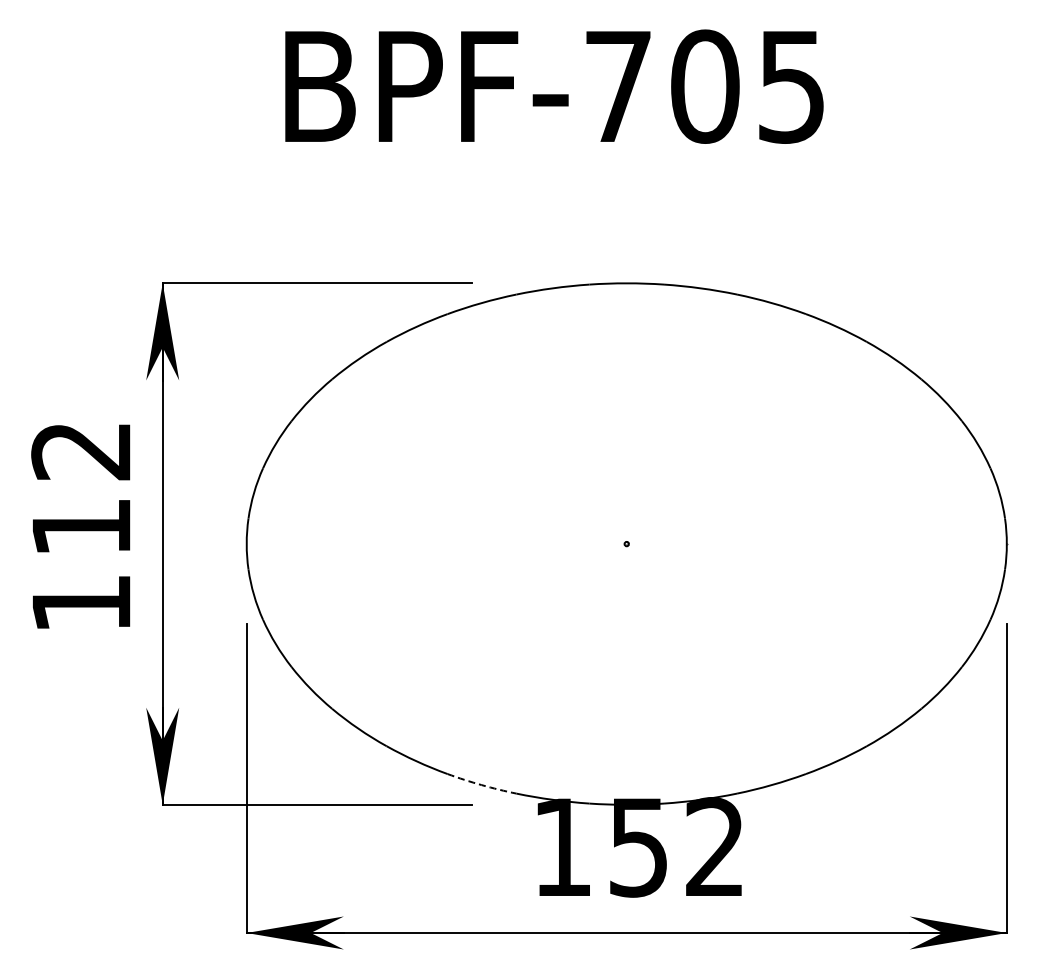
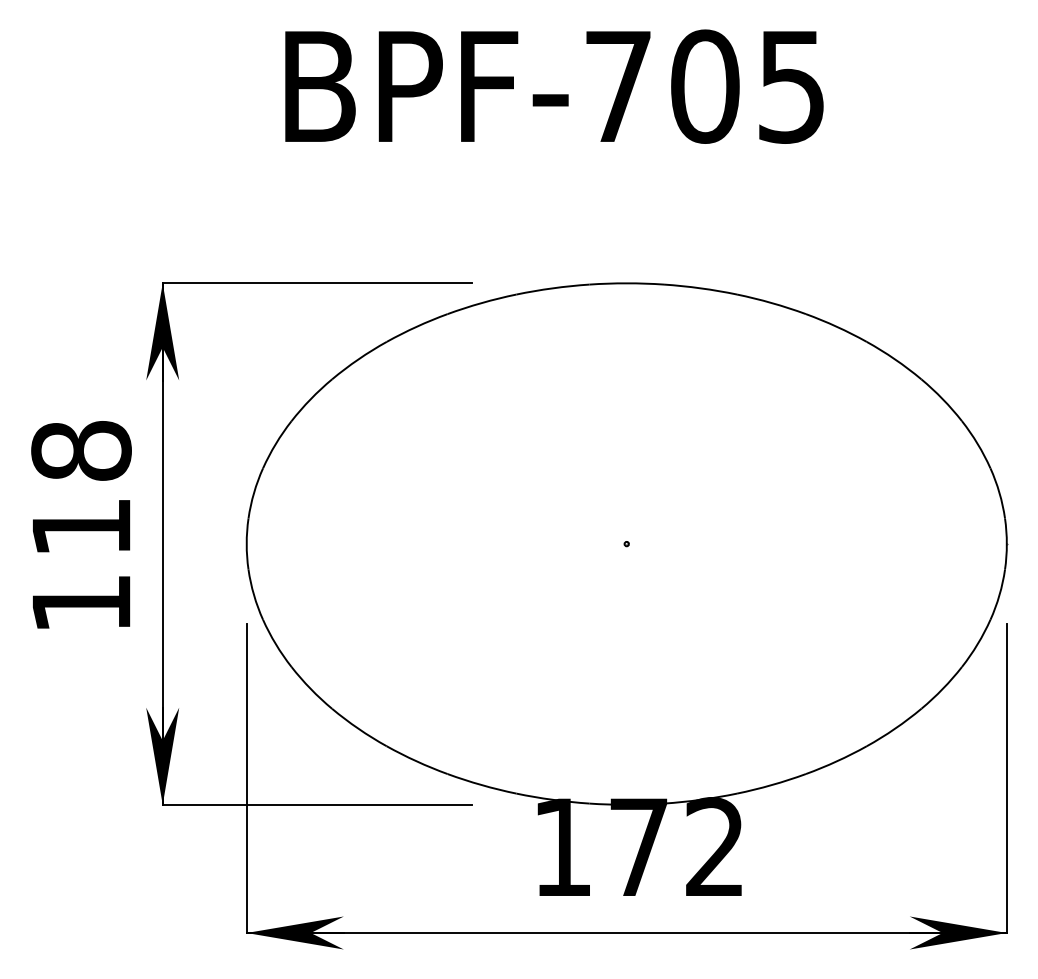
text: 112 -> 118 (81, 450)
arc: dashed -> solid (481, 785)
text: 152 -> 172 (638, 847)
